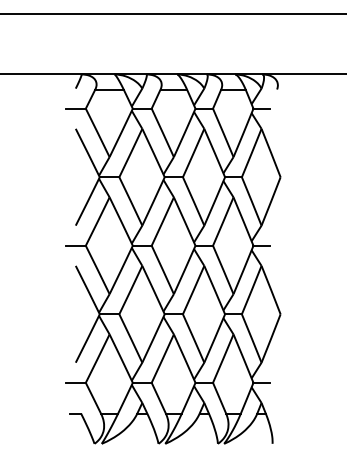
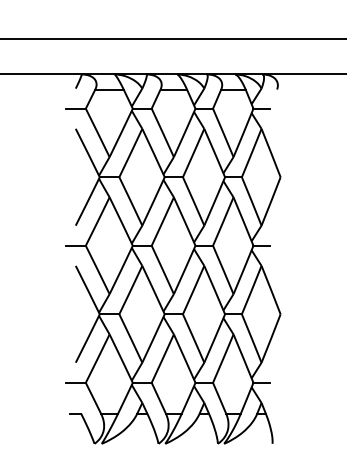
line position: (172, 14) -> (172, 39) (172, 39)
